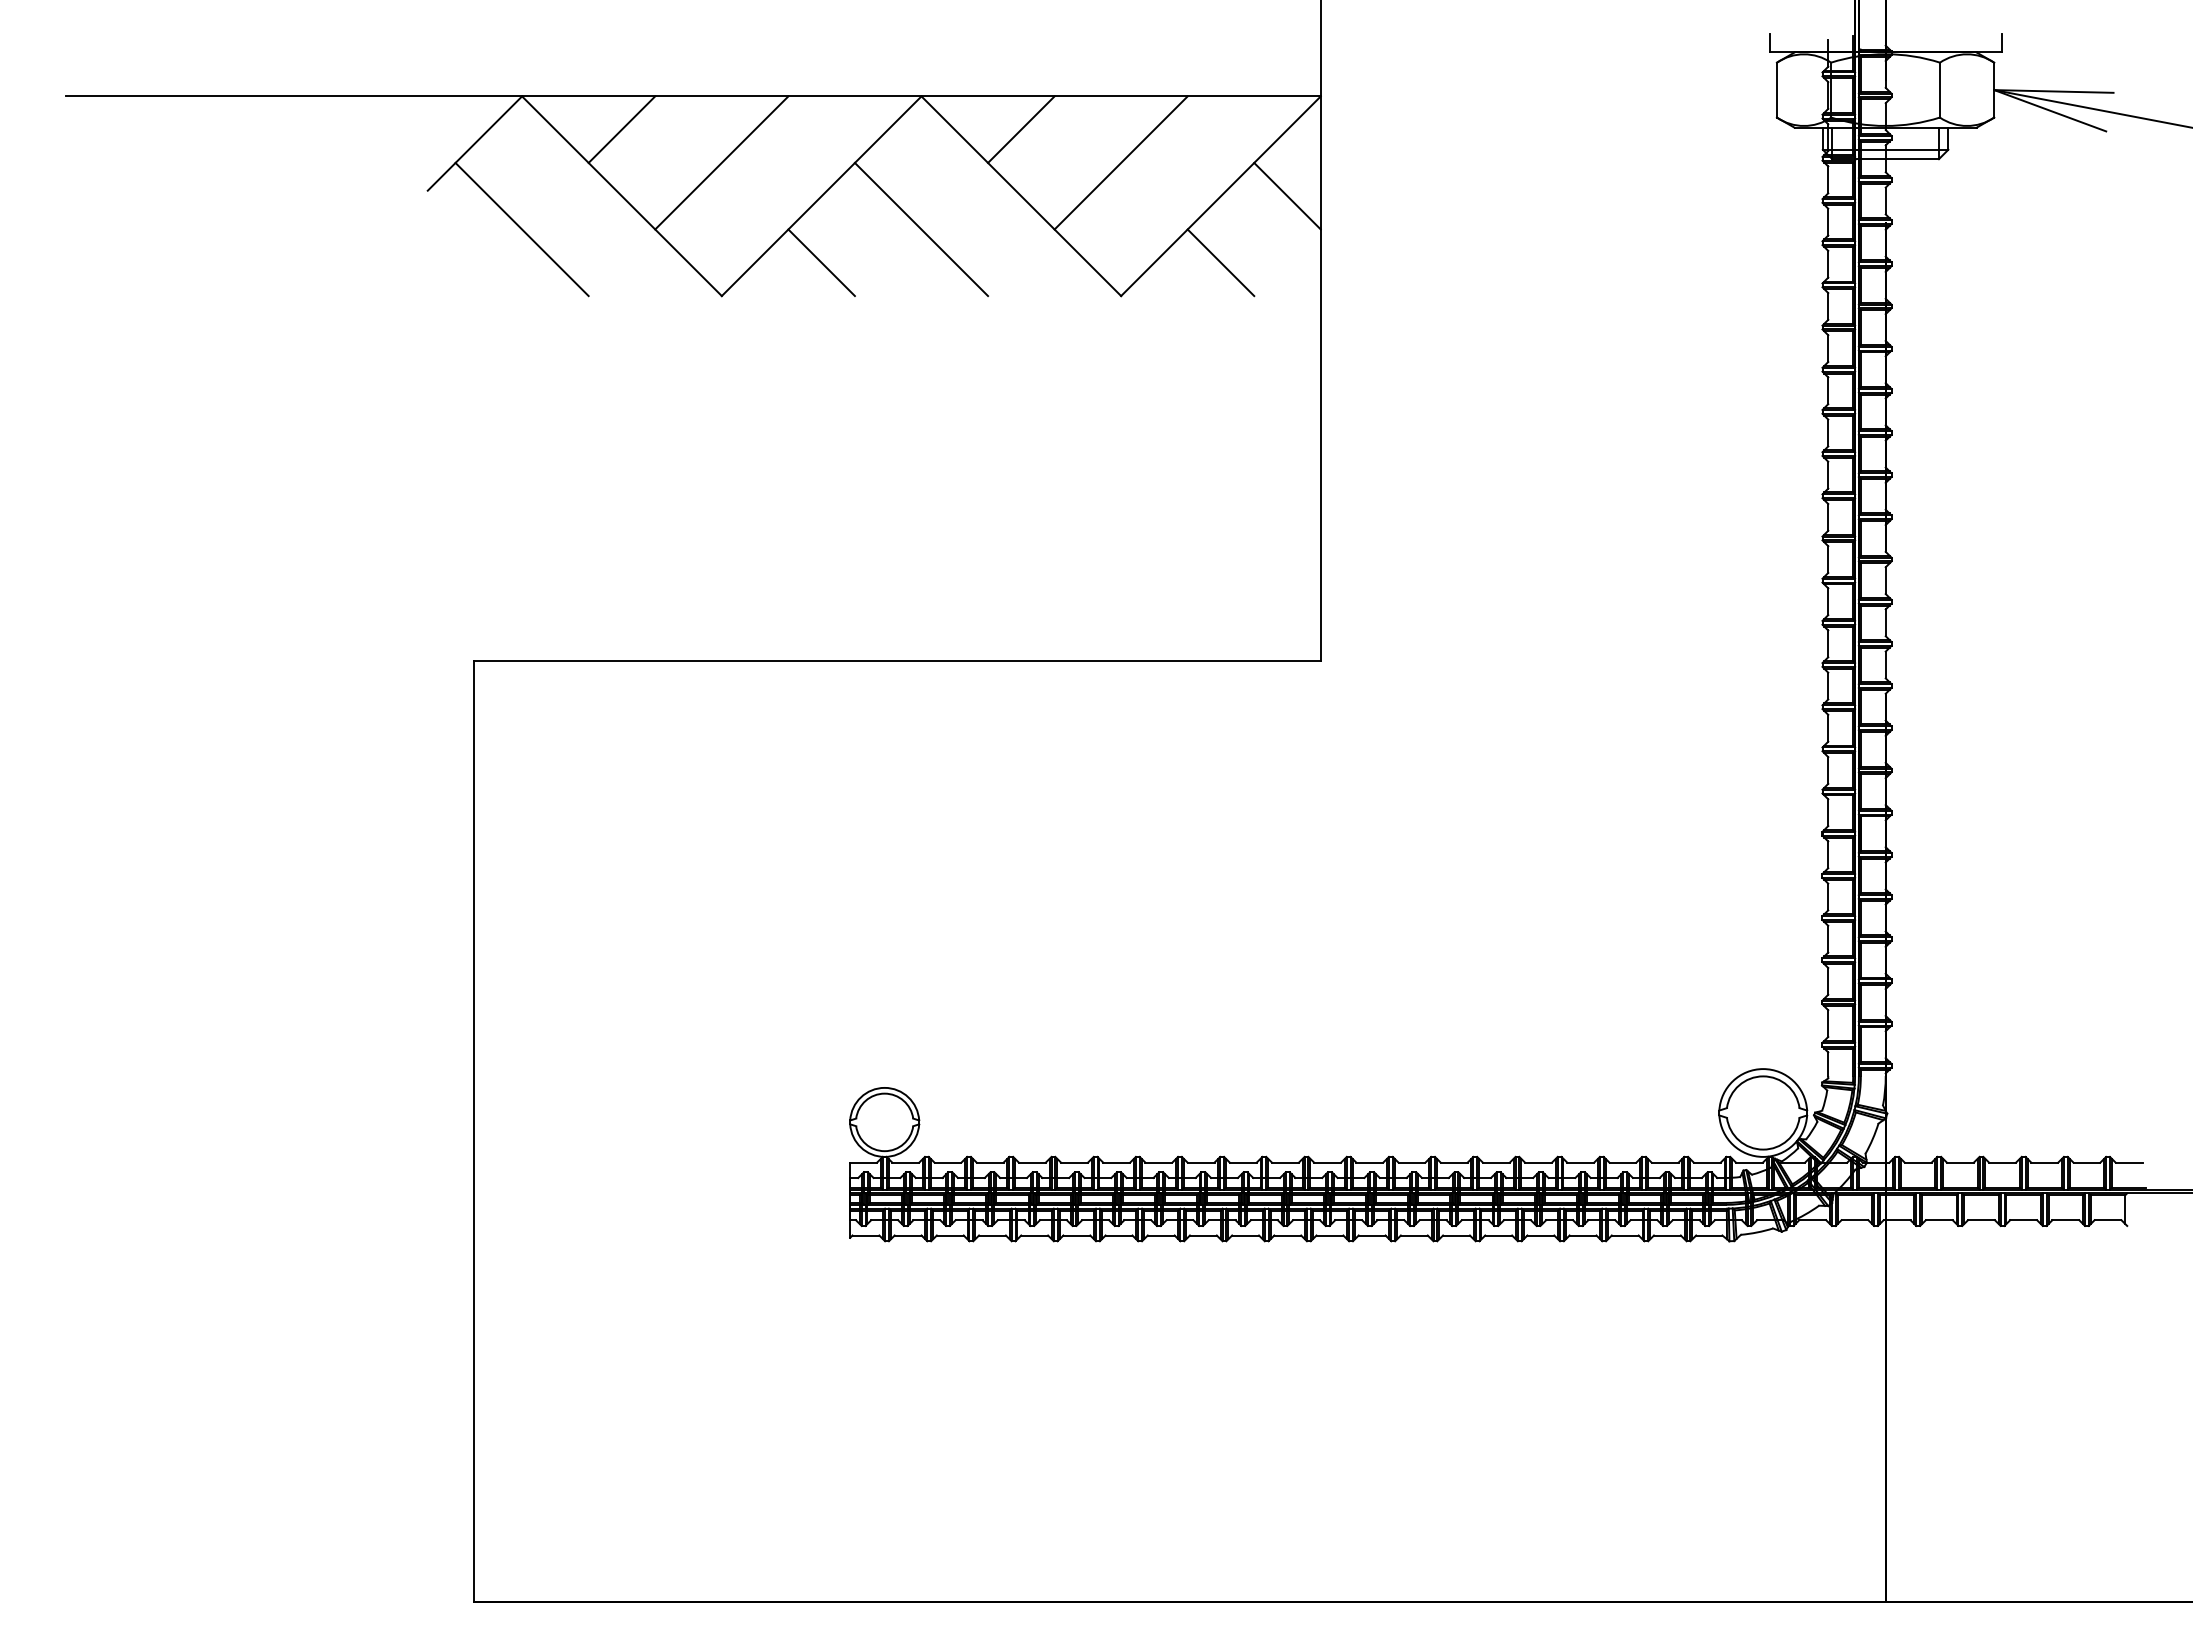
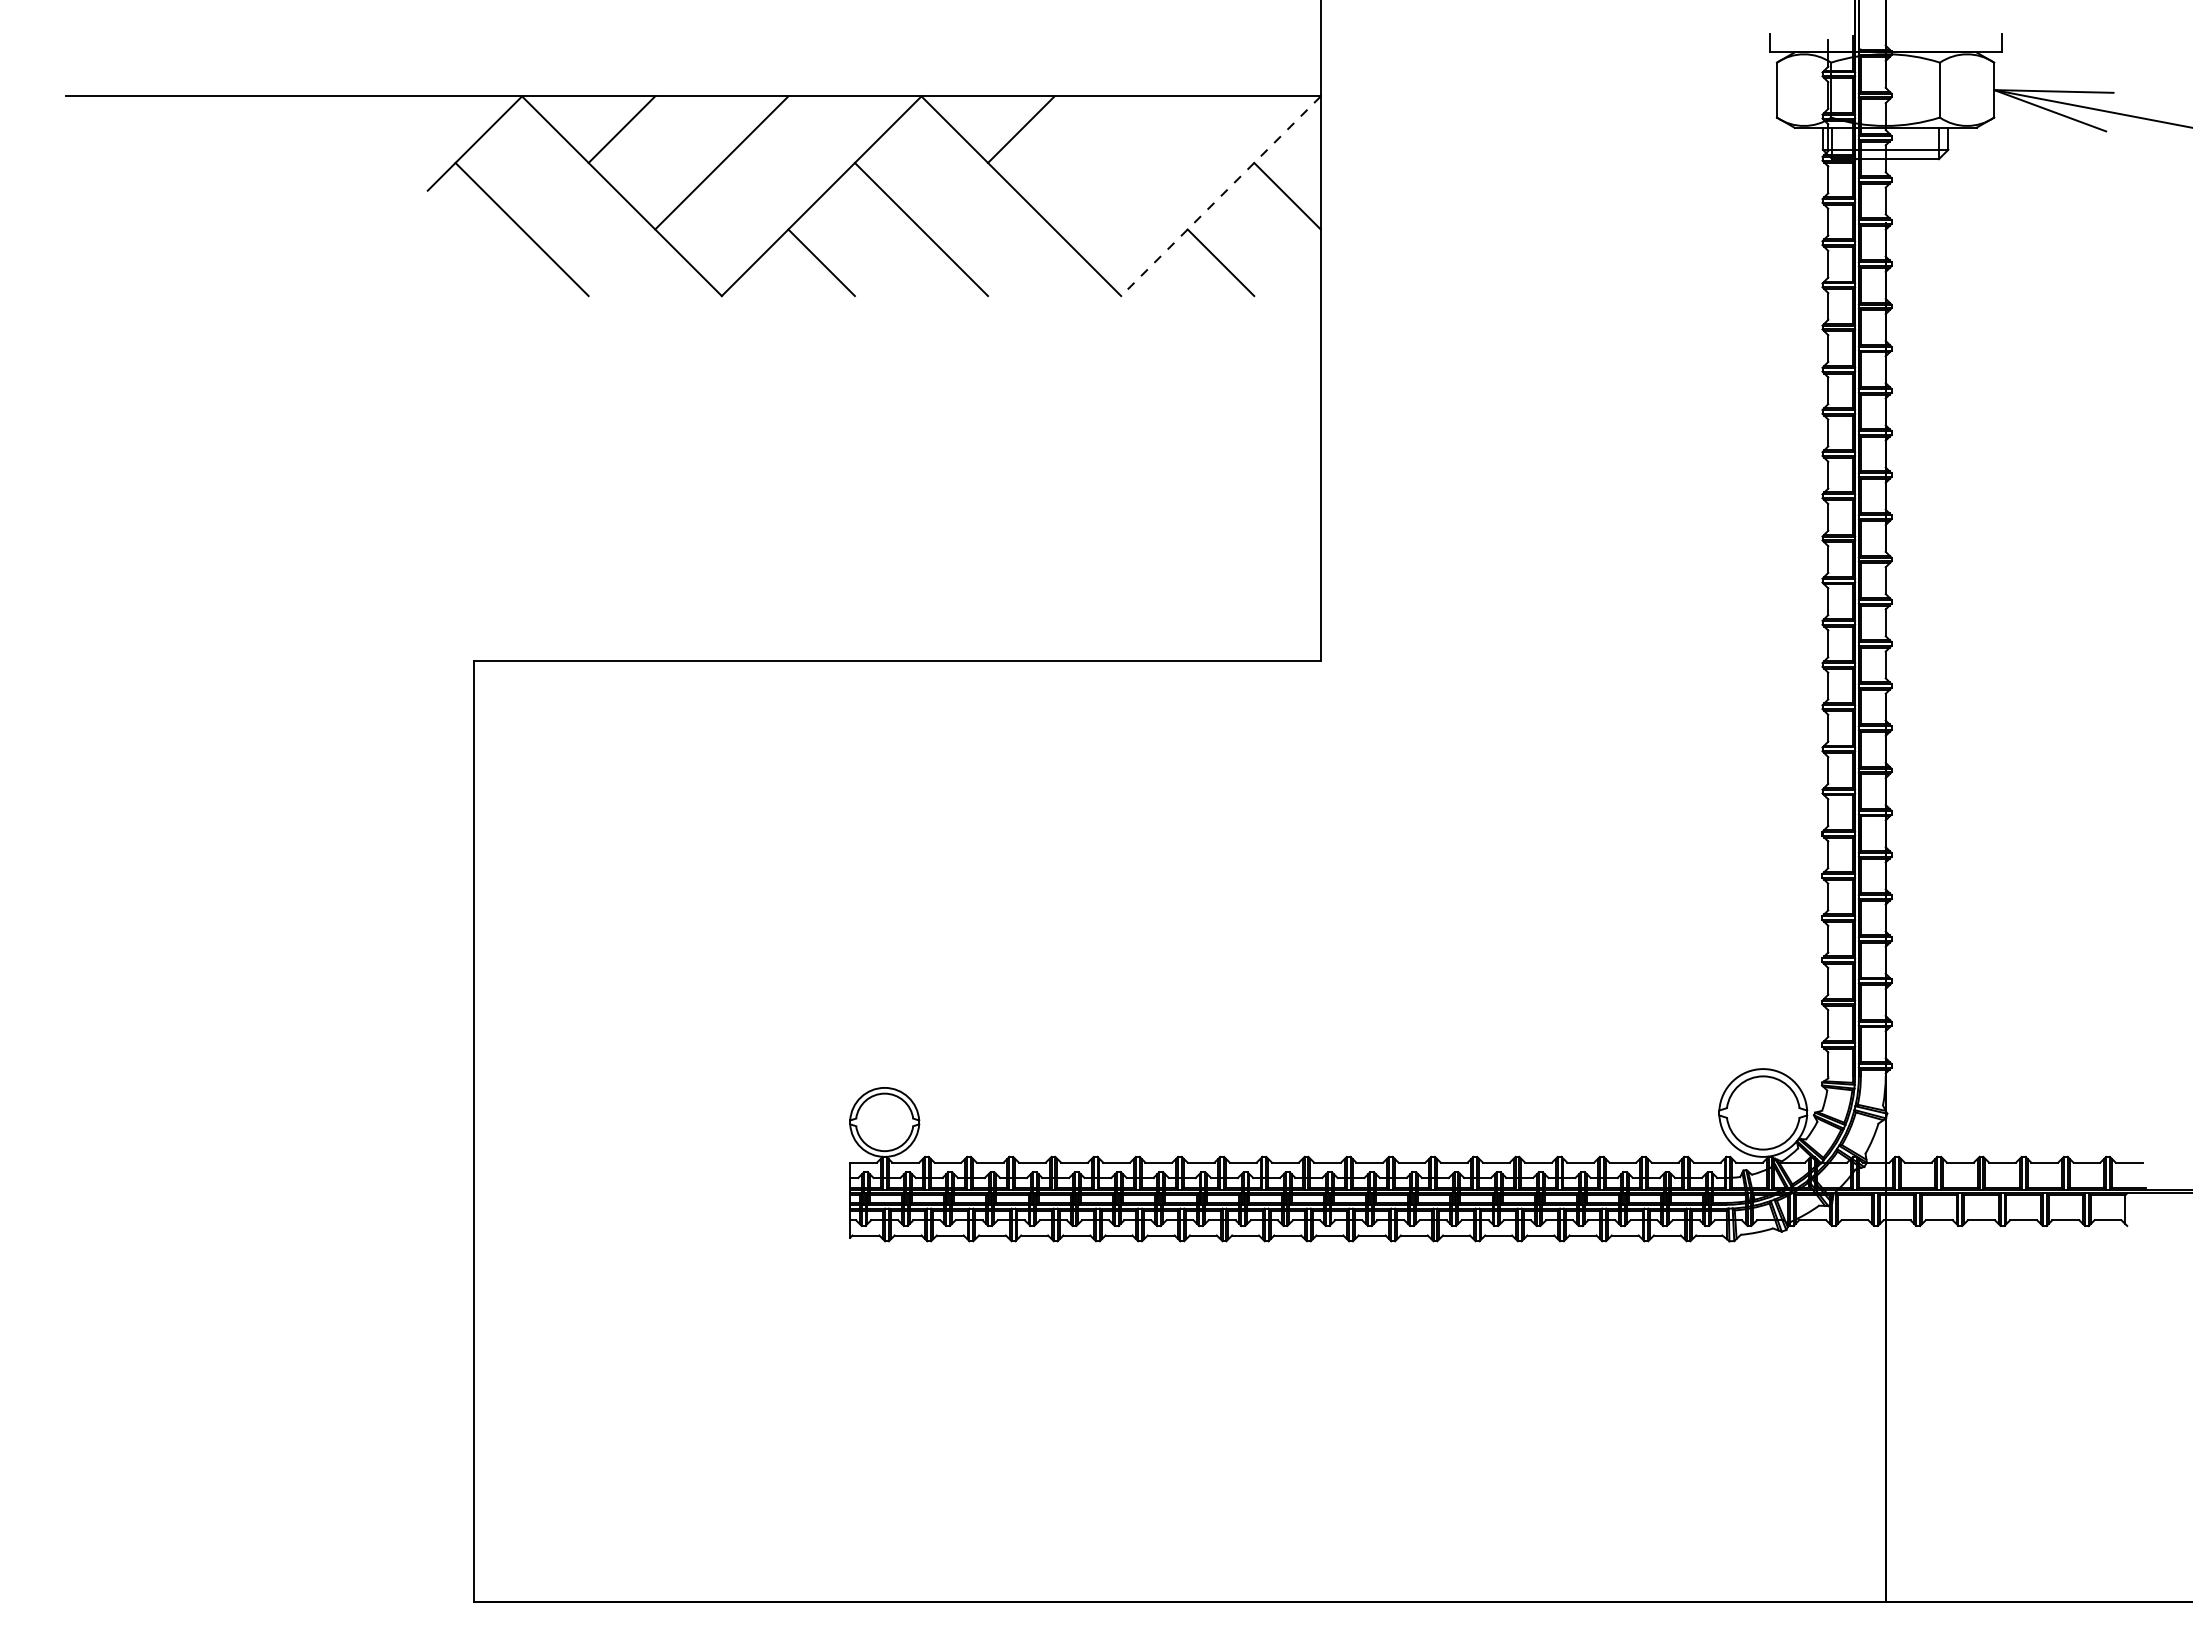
line: present -> none (1120, 162)
line: solid -> dashed (1220, 196)
